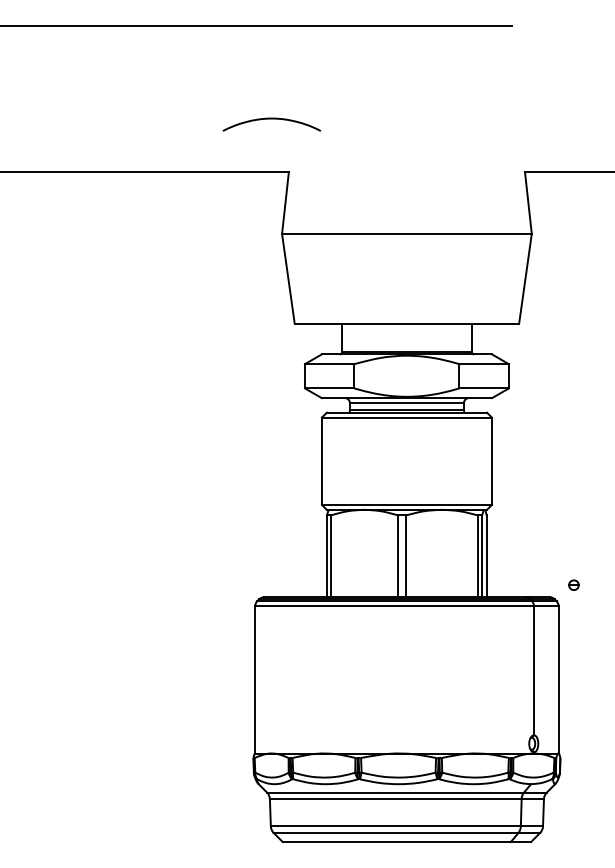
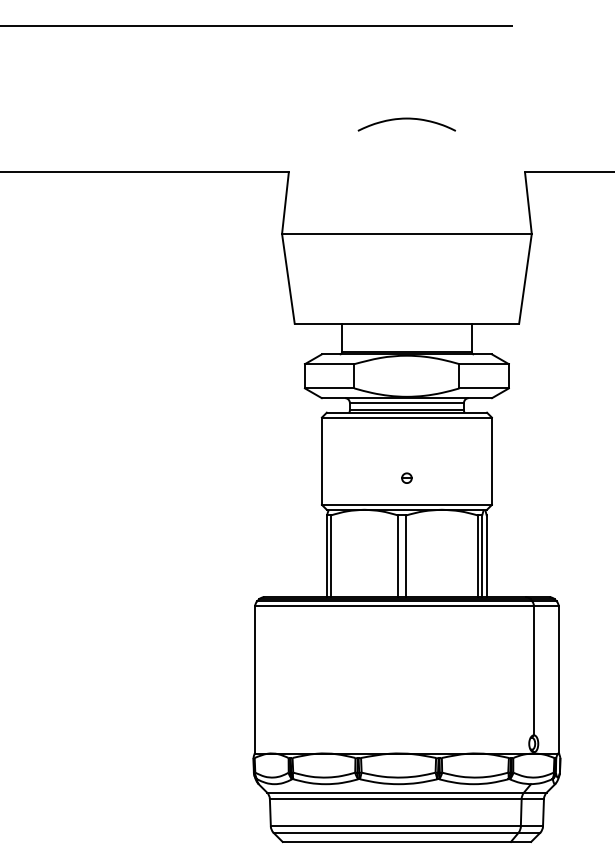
curve position: (271, 119) -> (406, 119) (406, 119)
part position: (573, 584) -> (406, 477) (406, 477)
